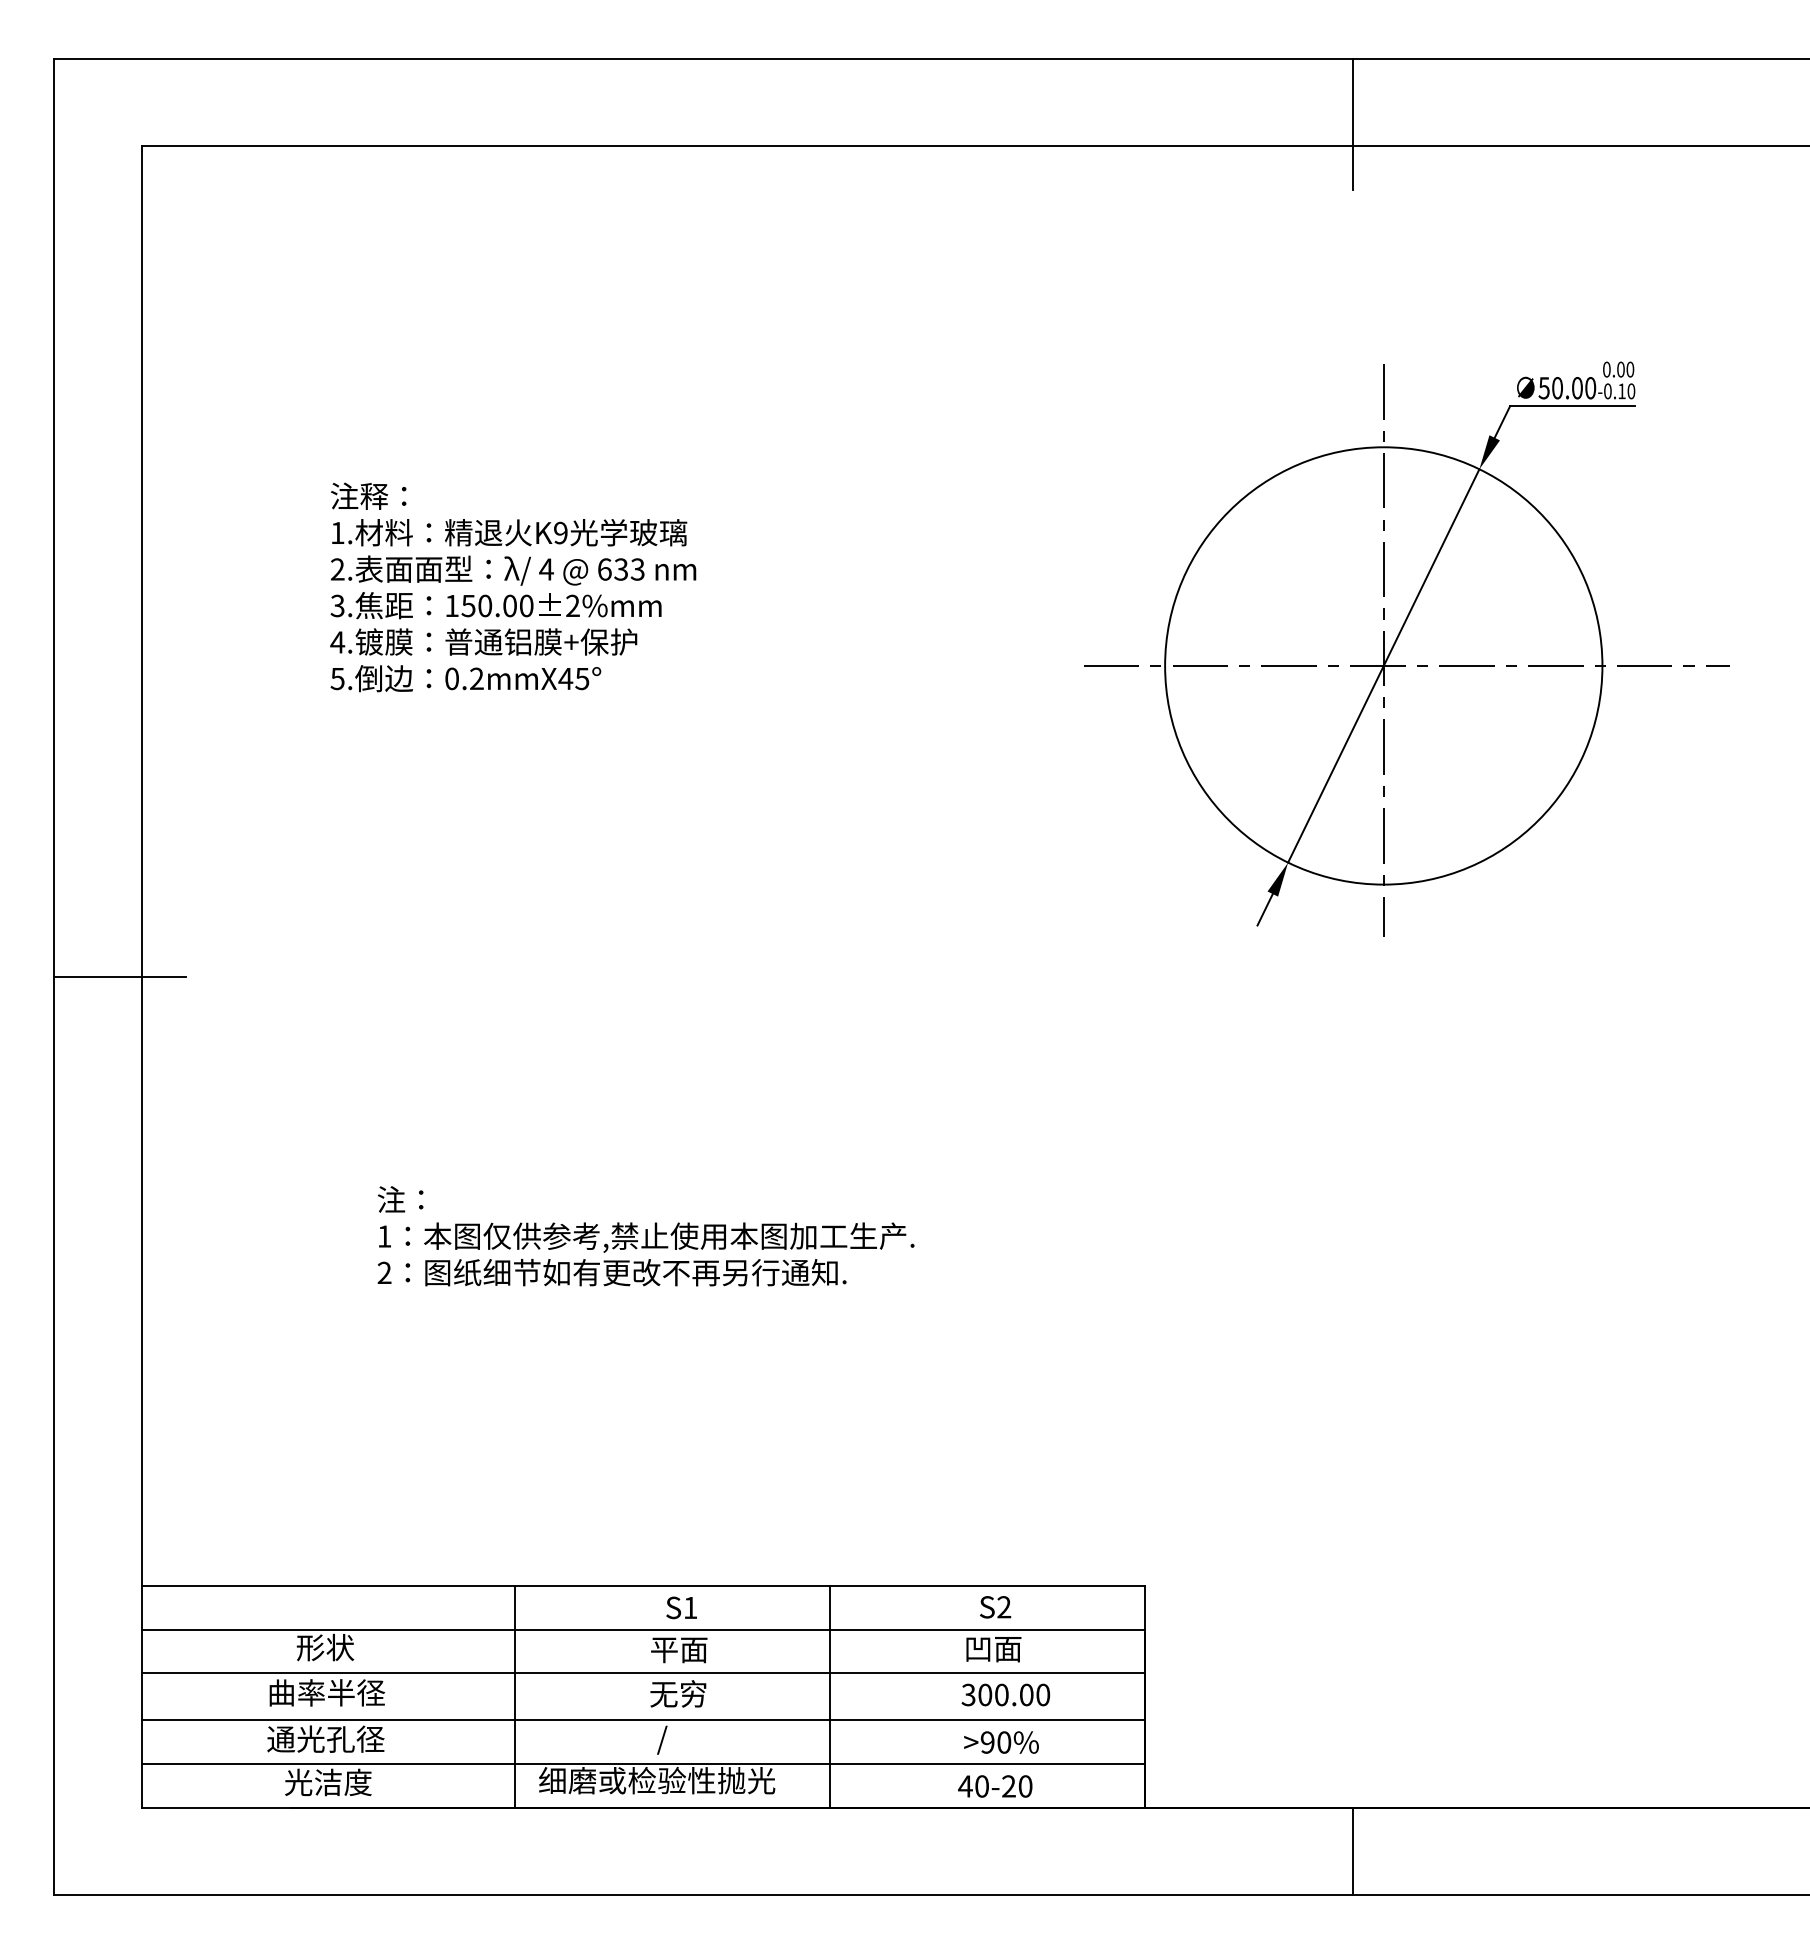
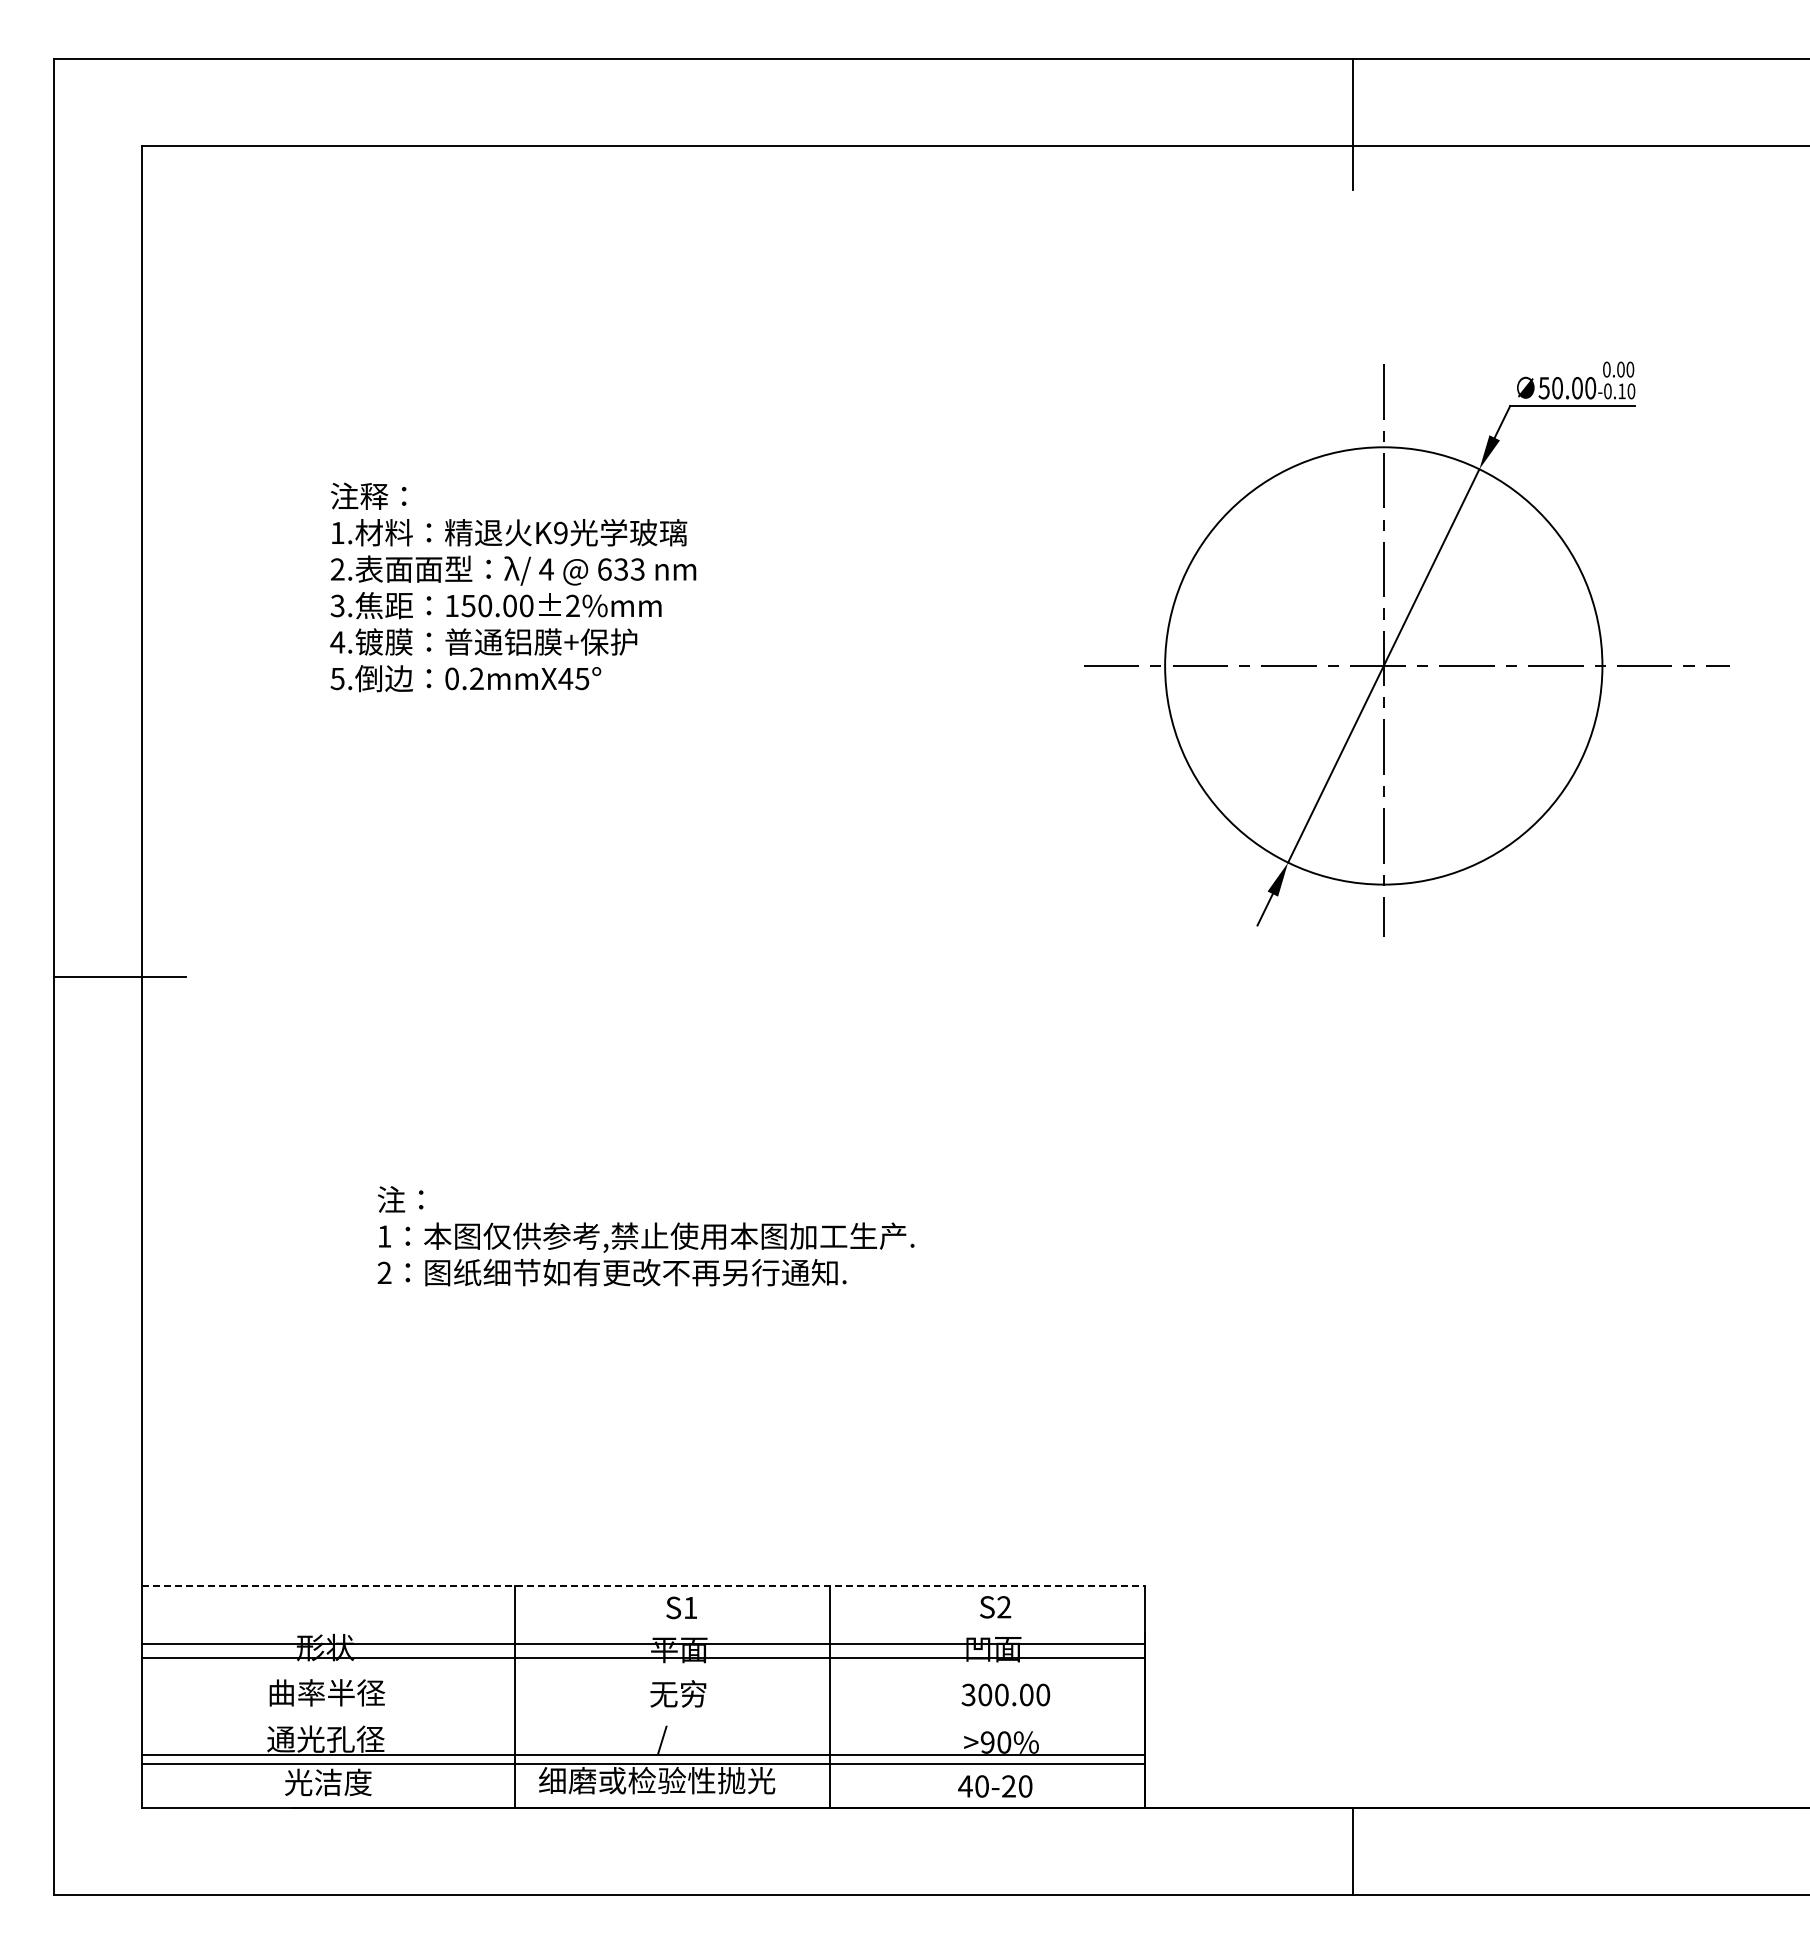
line: solid -> dashed (643, 1586)
line position: (642, 1630) -> (642, 1658) (642, 1658)
line position: (642, 1673) -> (642, 1644) (642, 1644)
line position: (642, 1720) -> (642, 1755) (642, 1755)
